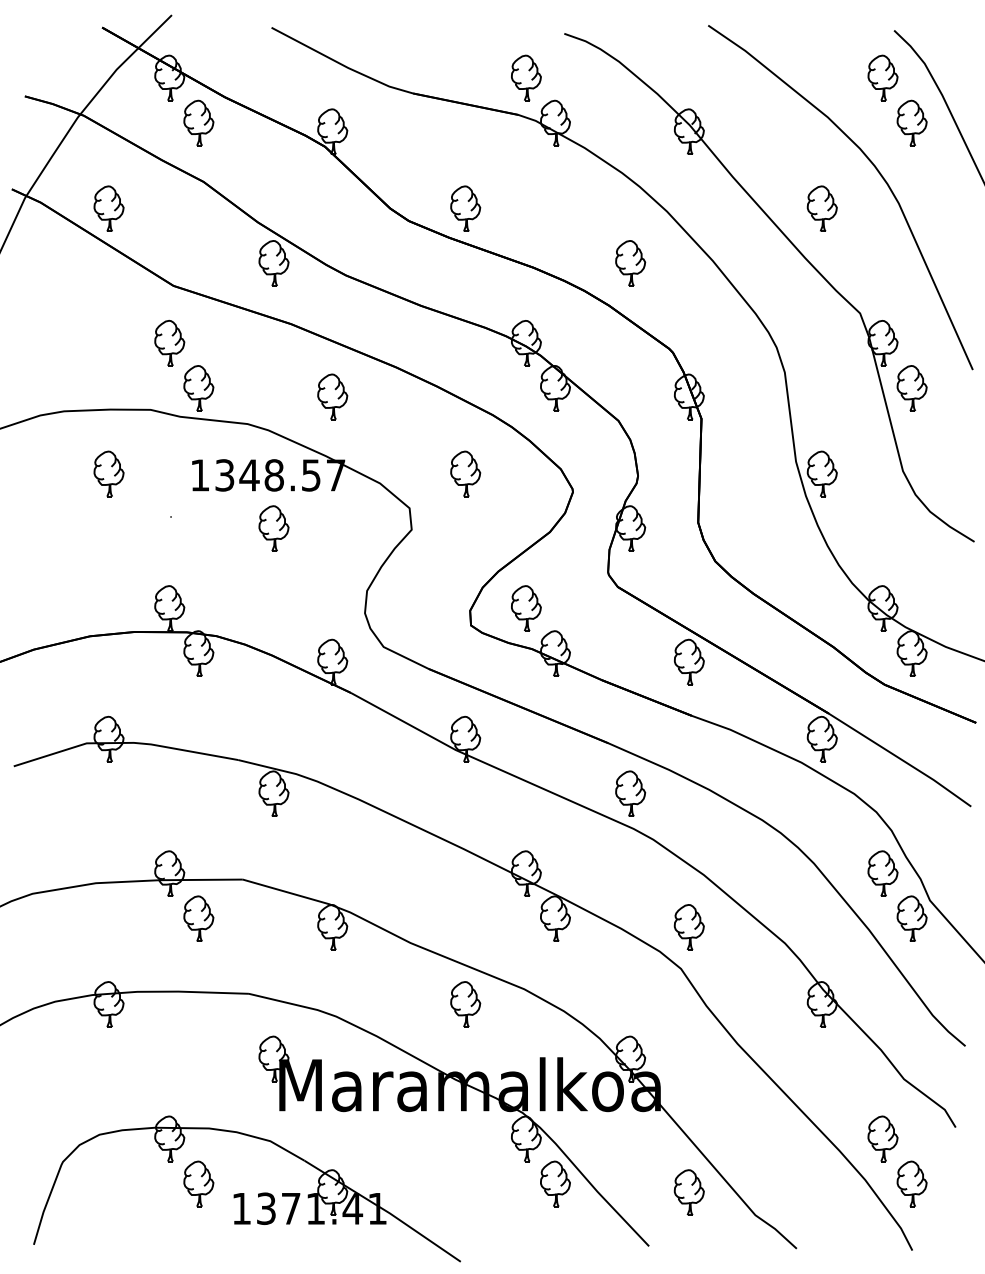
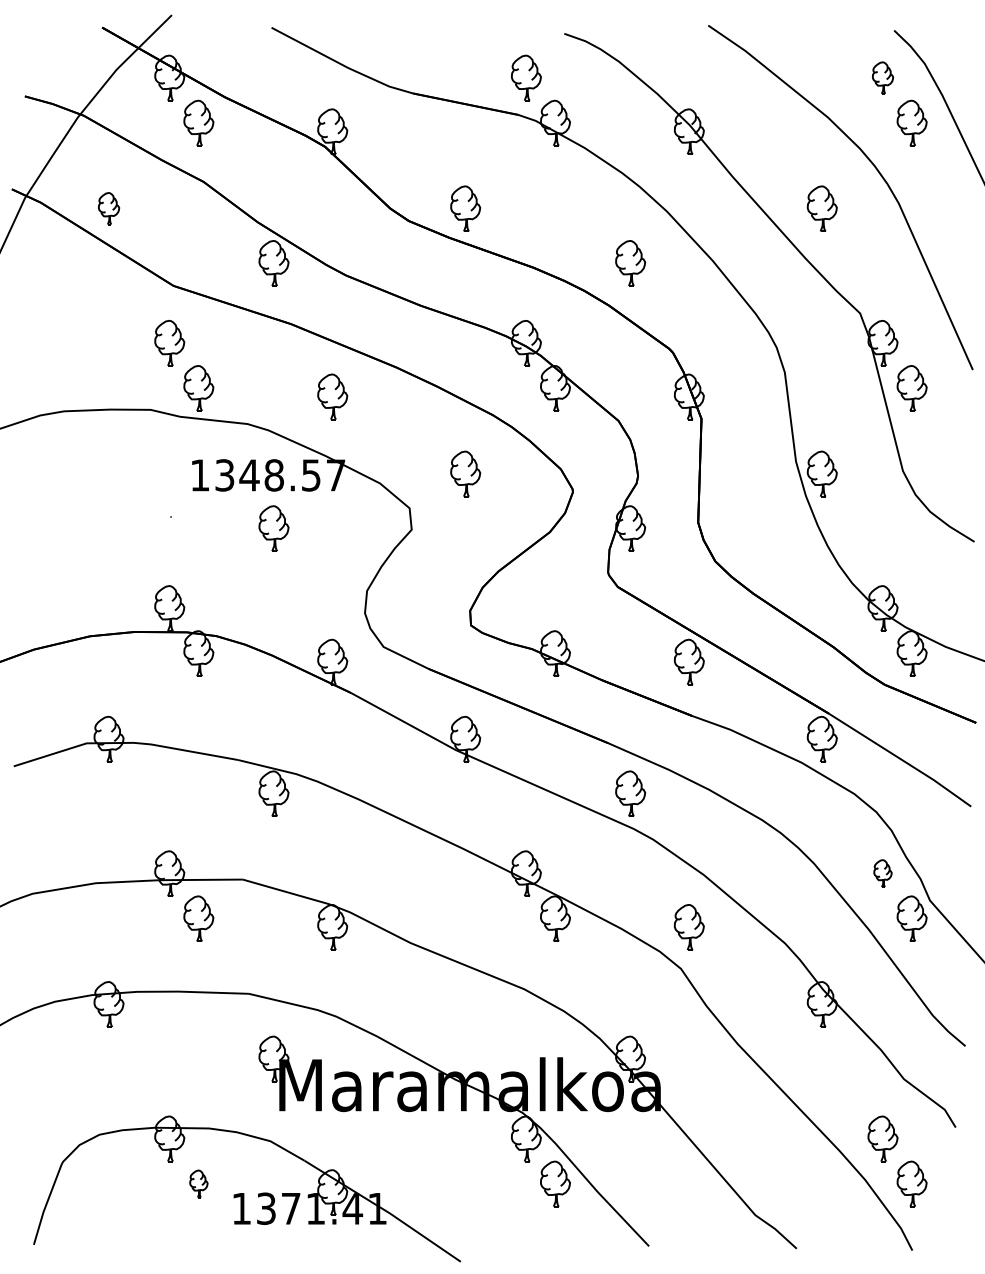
part size: 32x48 px -> 23x34 px (883, 77)
part size: 32x47 px -> 23x34 px (109, 208)
part: present -> none (108, 473)
part: present -> none (526, 608)
part size: 32x47 px -> 20x29 px (882, 873)
part: present -> none (465, 1004)
part size: 32x48 px -> 20x30 px (198, 1183)
part: present -> none (688, 1192)
